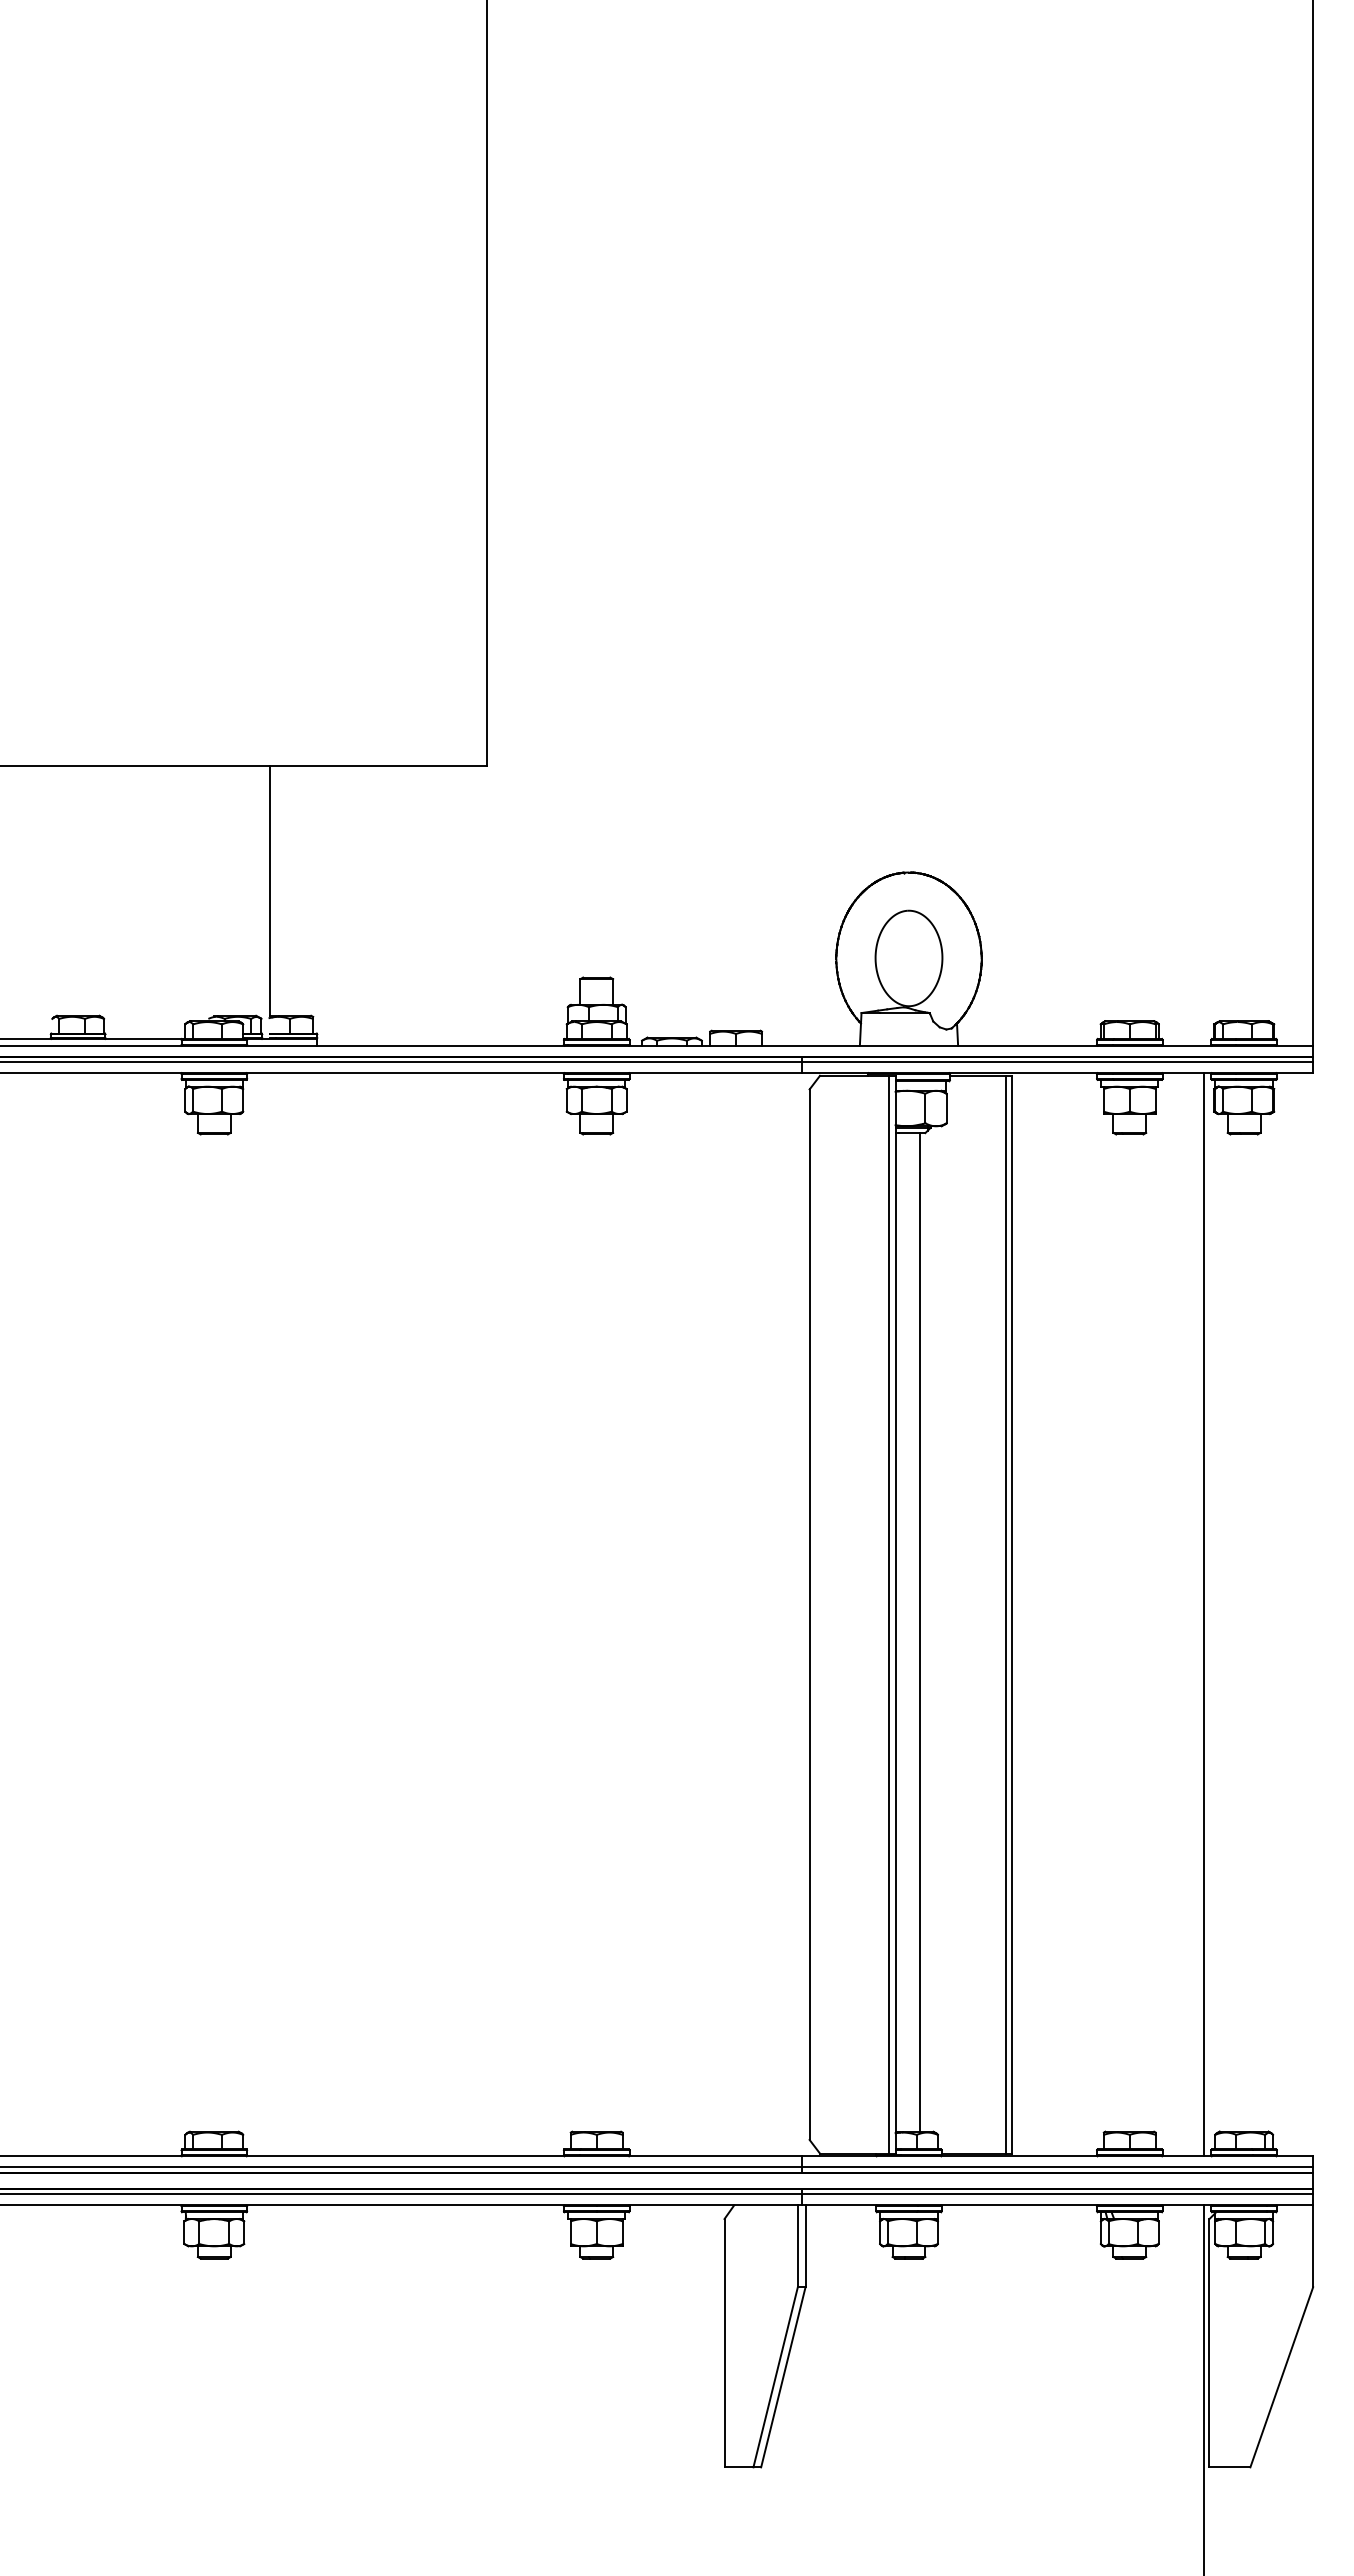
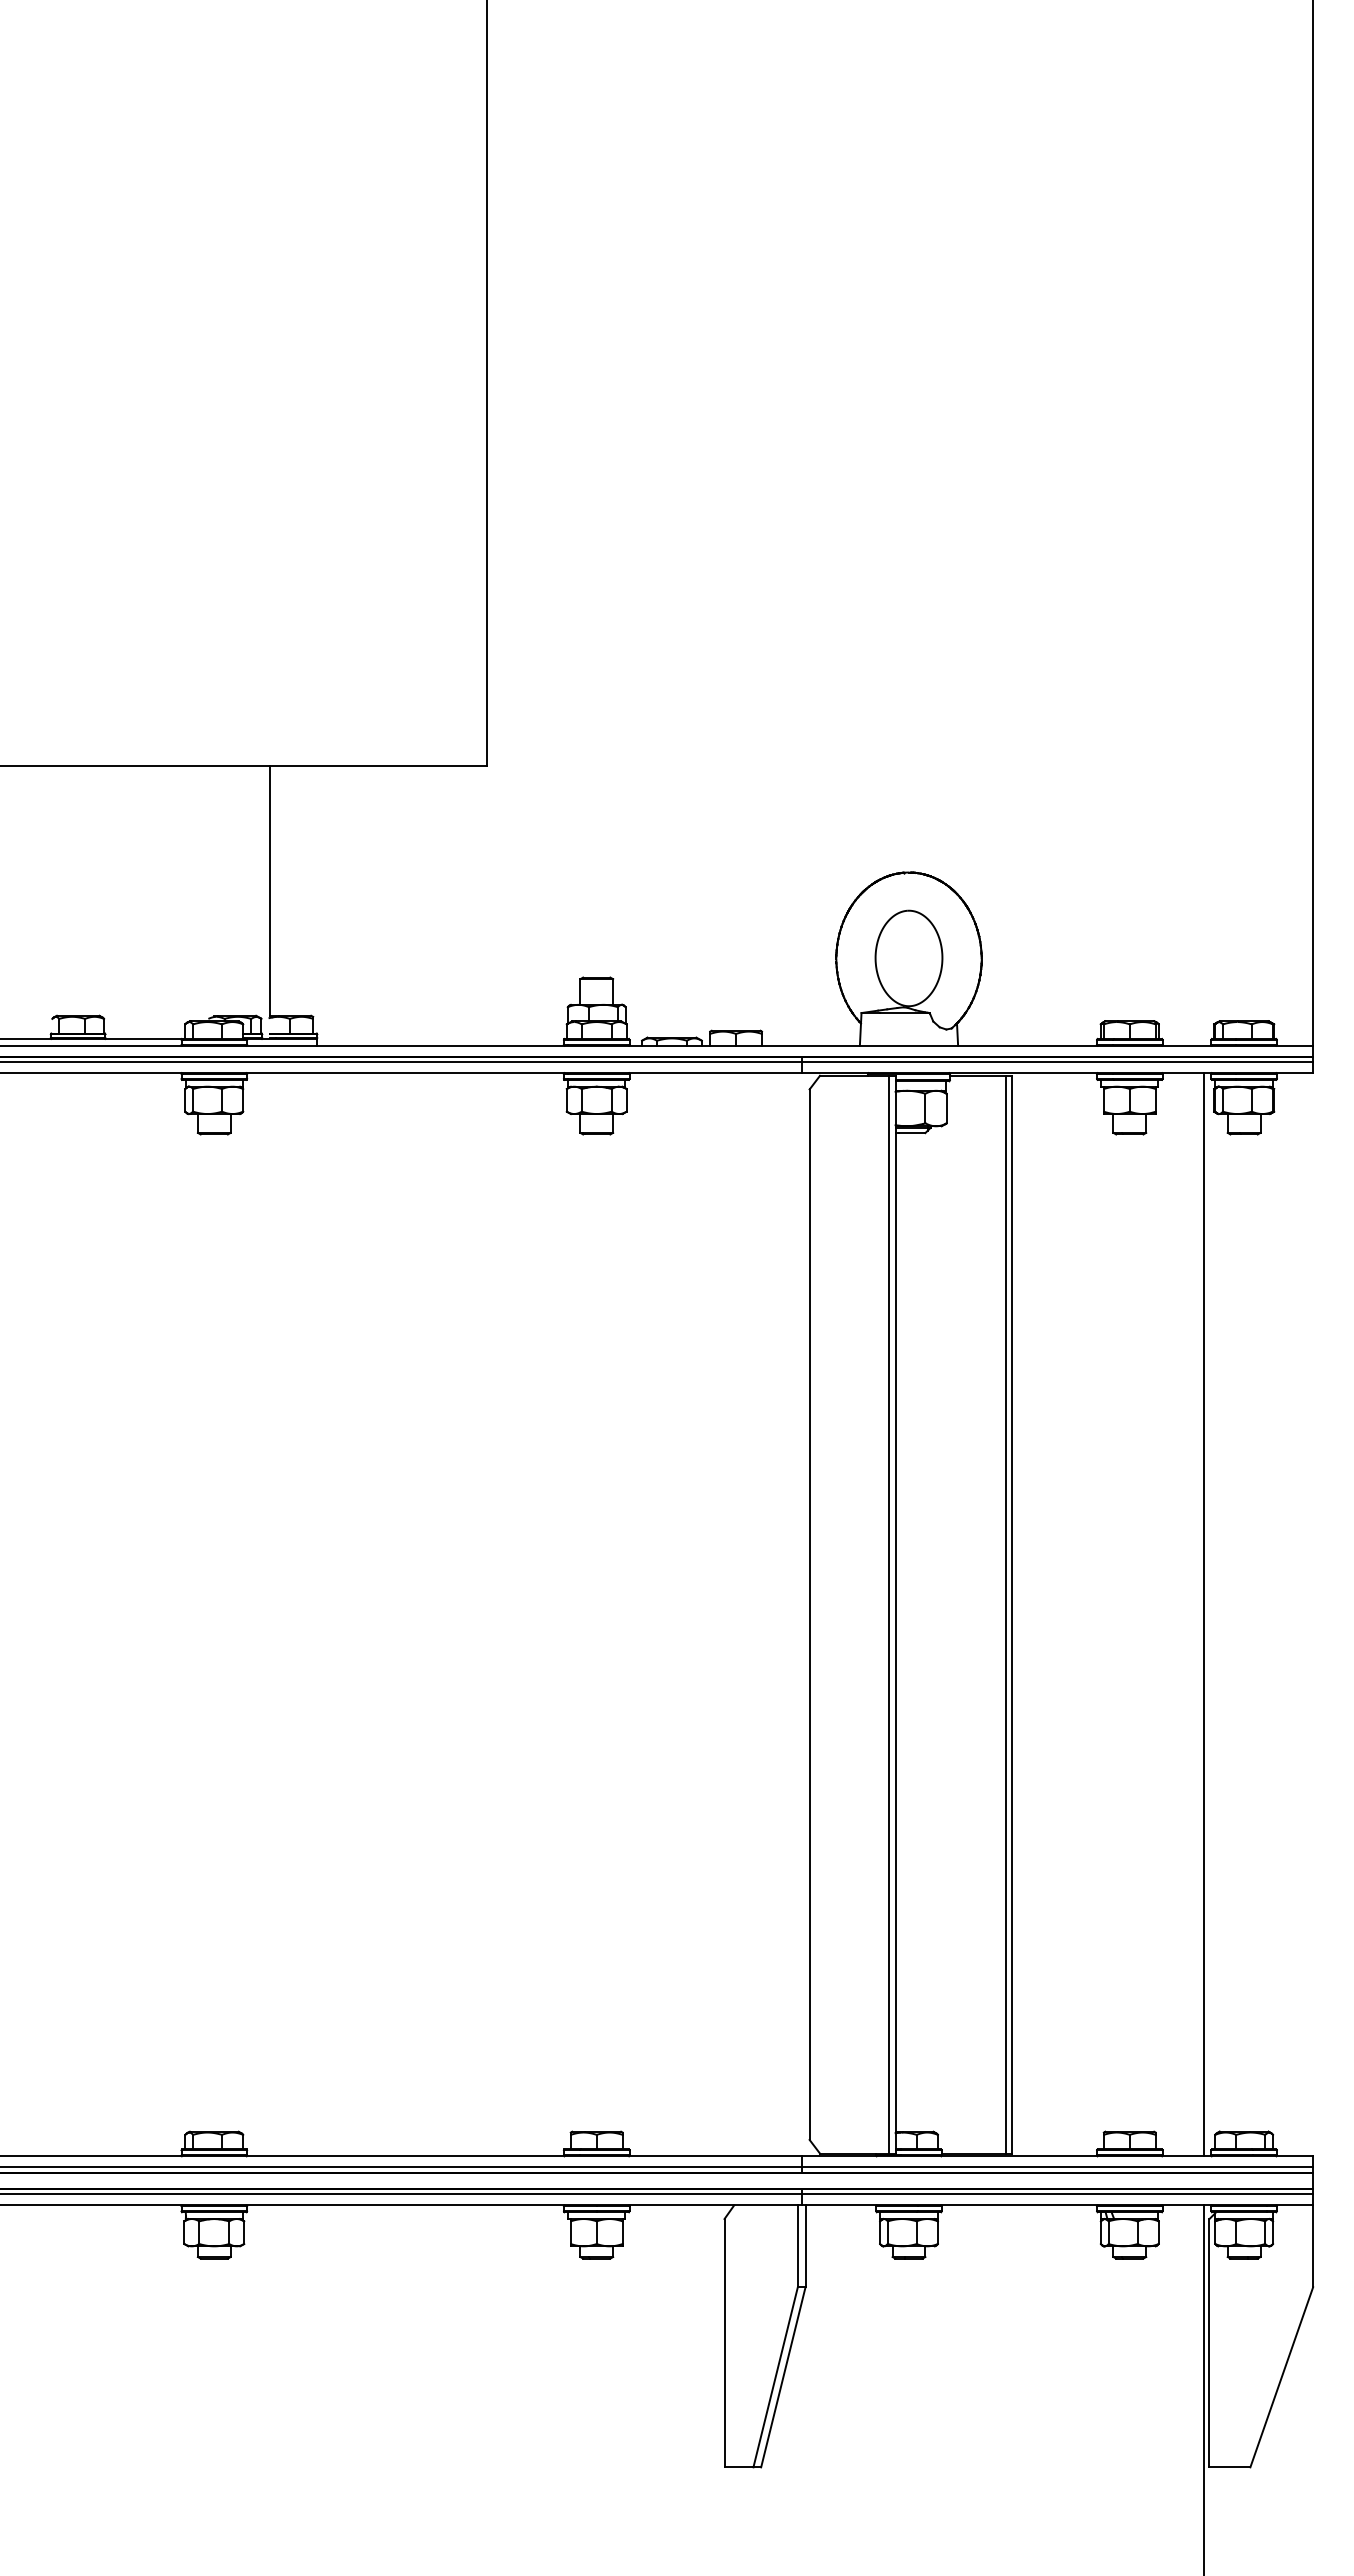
line: present -> none (919, 1632)
